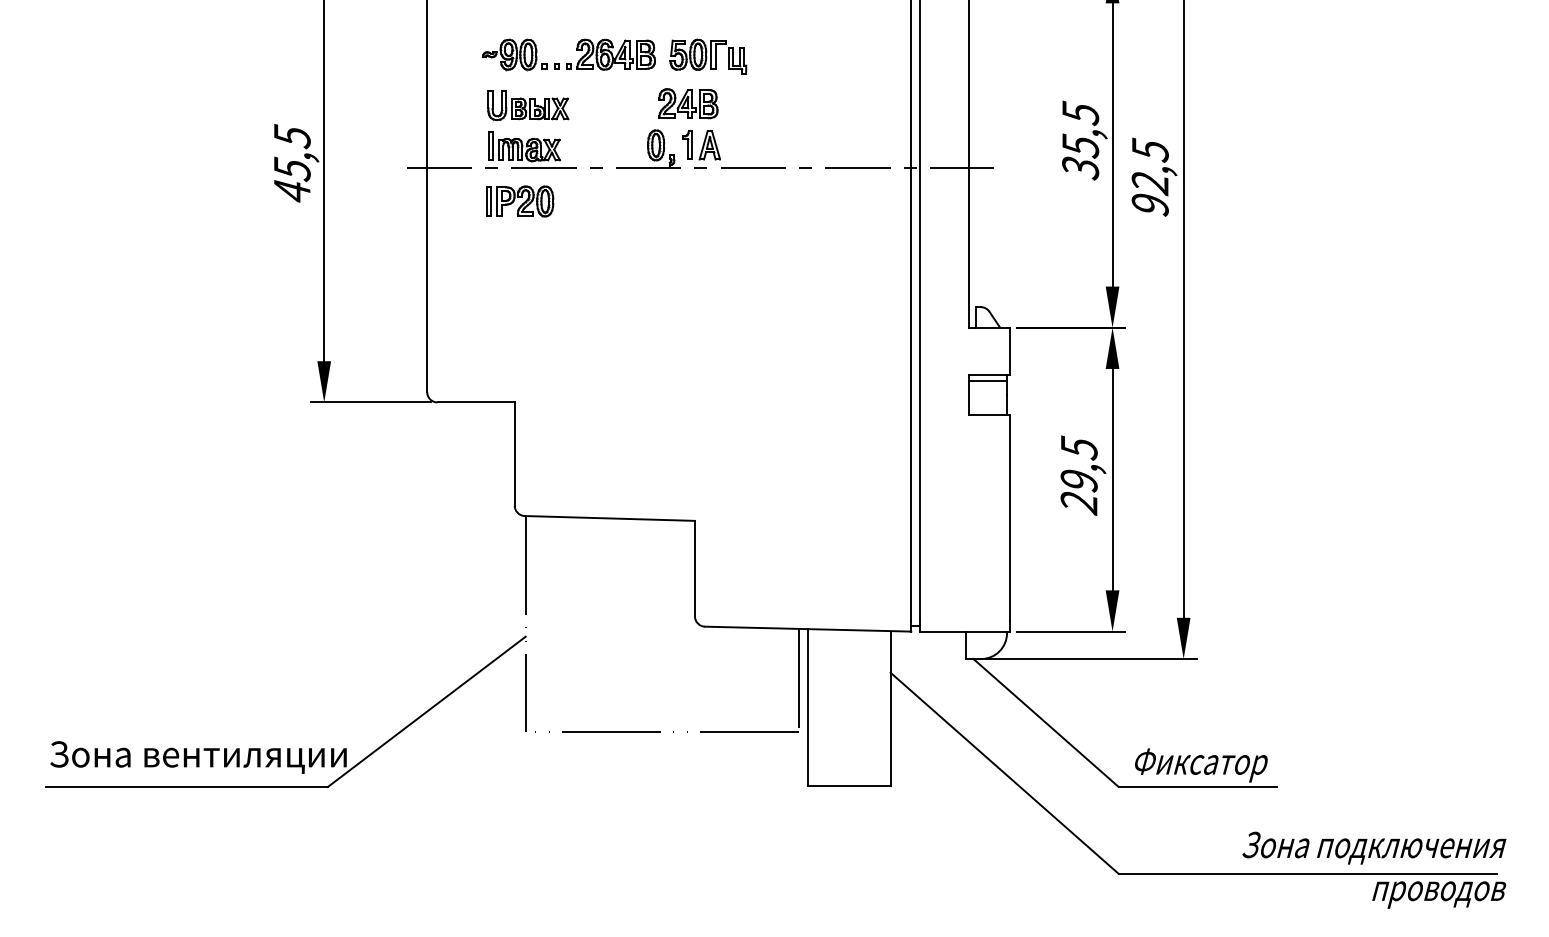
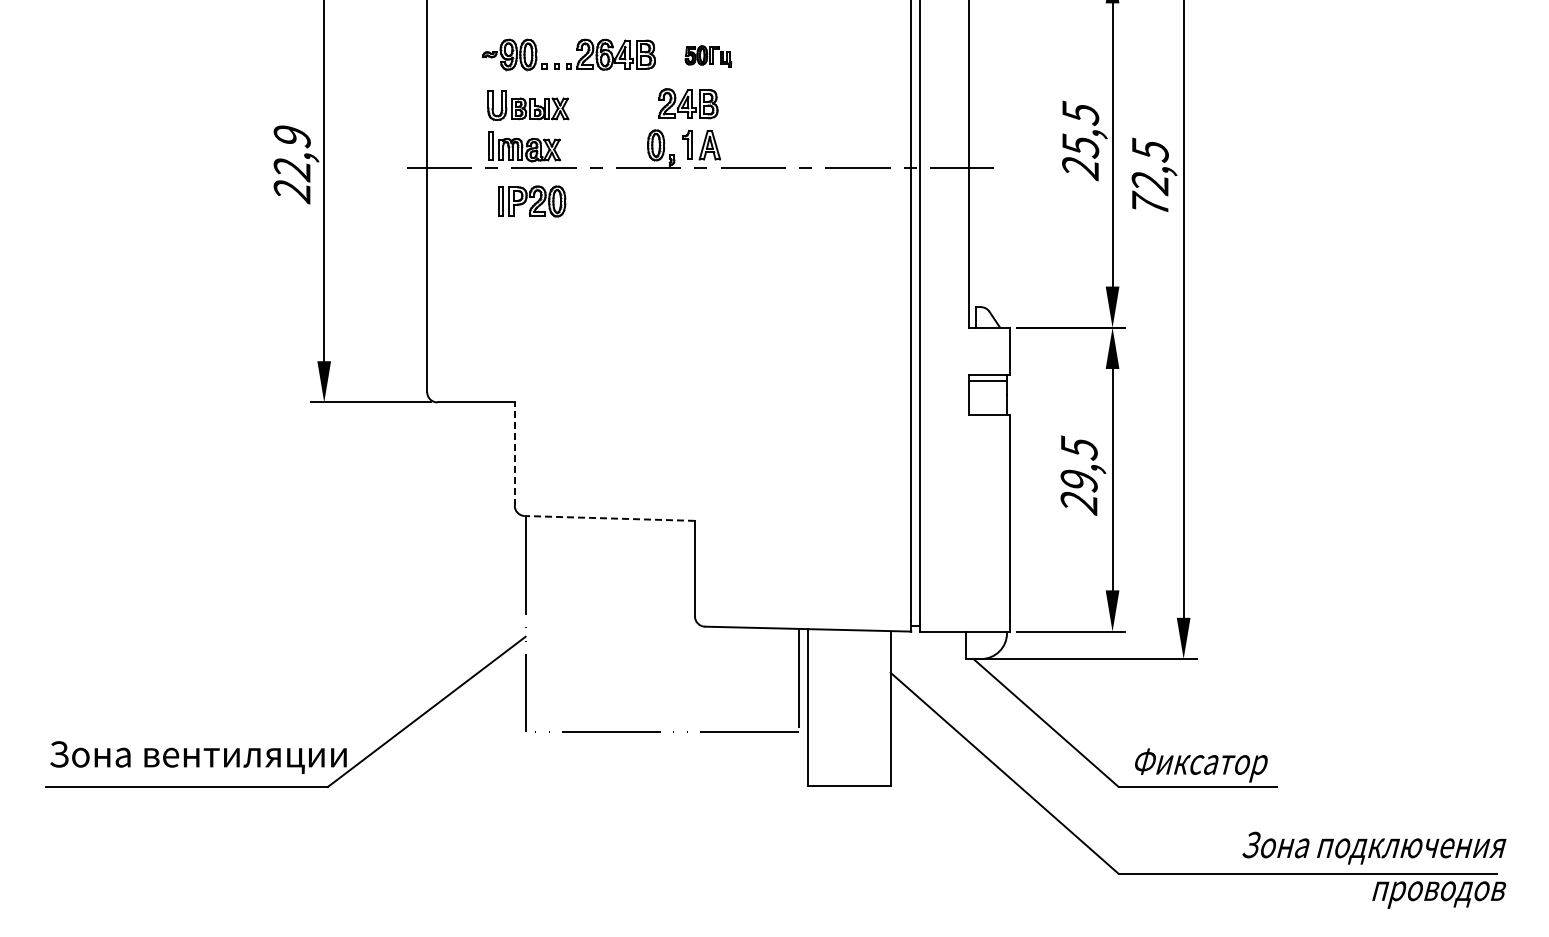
part size: 79x37 px -> 49x23 px (708, 56)
text: 45,5 -> 22,9 (291, 163)
text: 35,5 -> 25,5 (1080, 168)
part position: (520, 201) -> (532, 201) (532, 201)
text: 92,5 -> 72,5 (1149, 203)
line: solid -> dashed (514, 454)
line: solid -> dashed (609, 518)
